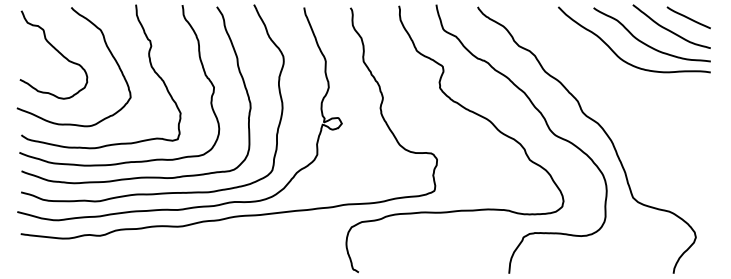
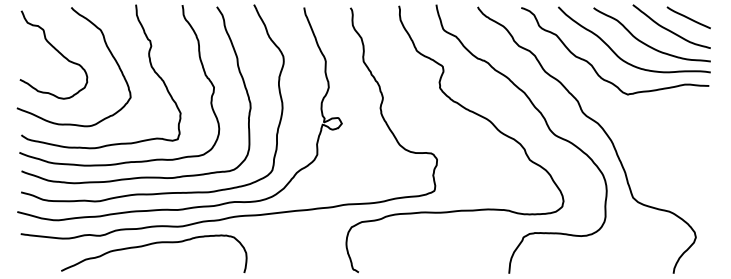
curve: none -> present (594, 67)
curve: none -> present (154, 244)
